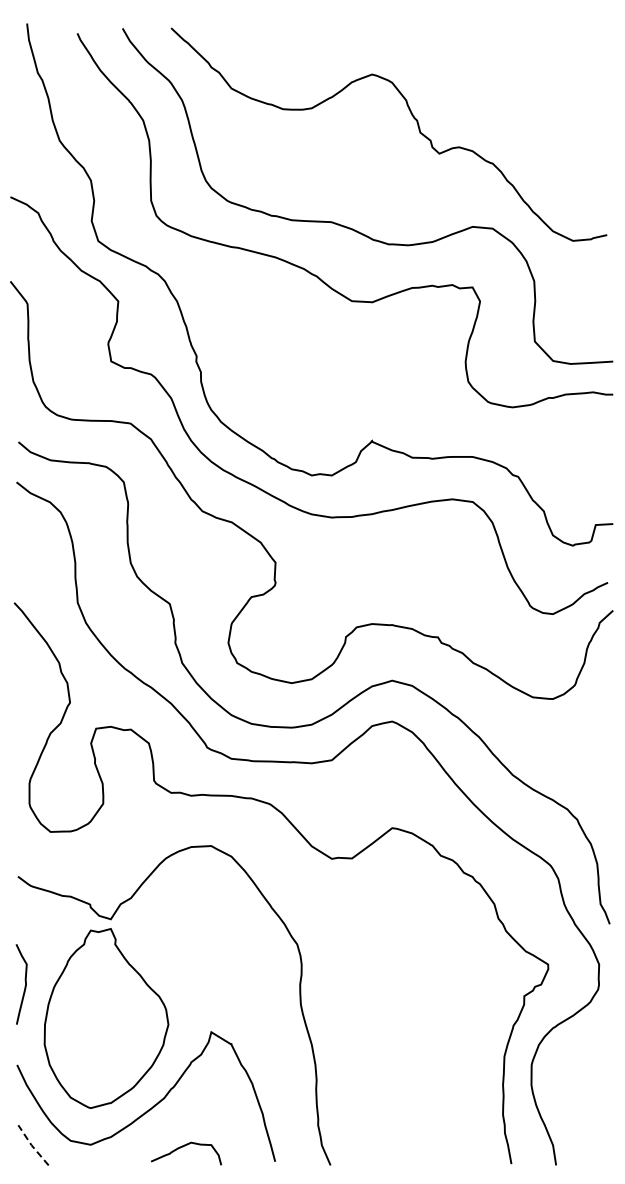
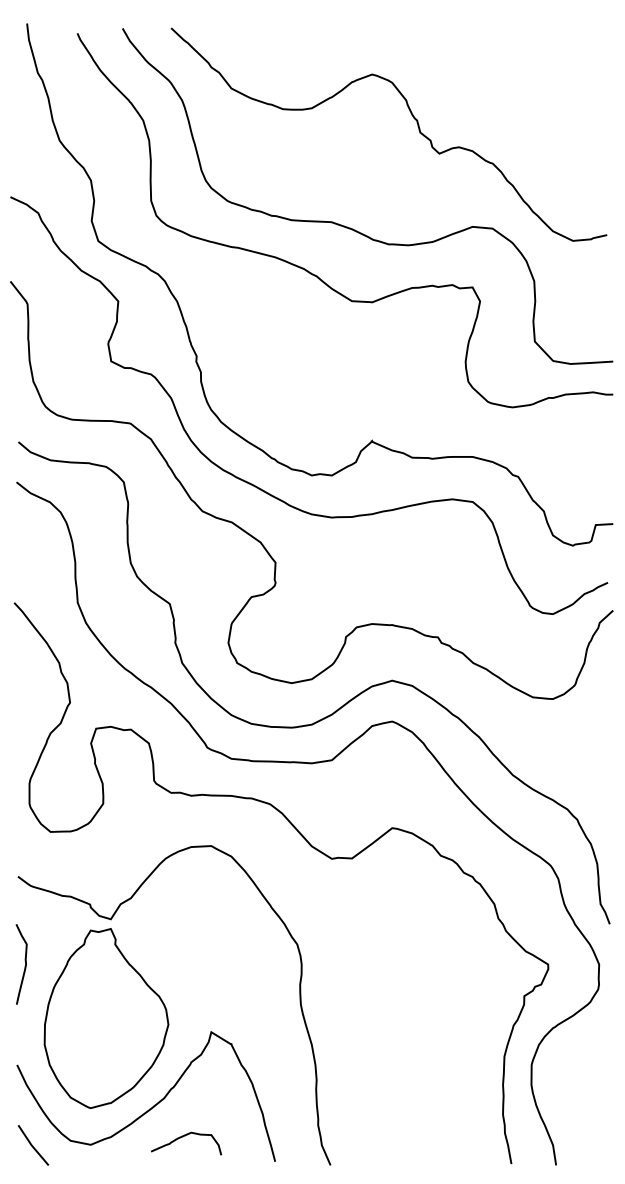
curve position: (24, 986) -> (24, 966) (24, 966)
line: dashed -> solid (31, 1145)
curve position: (183, 1147) -> (183, 1137) (183, 1137)
